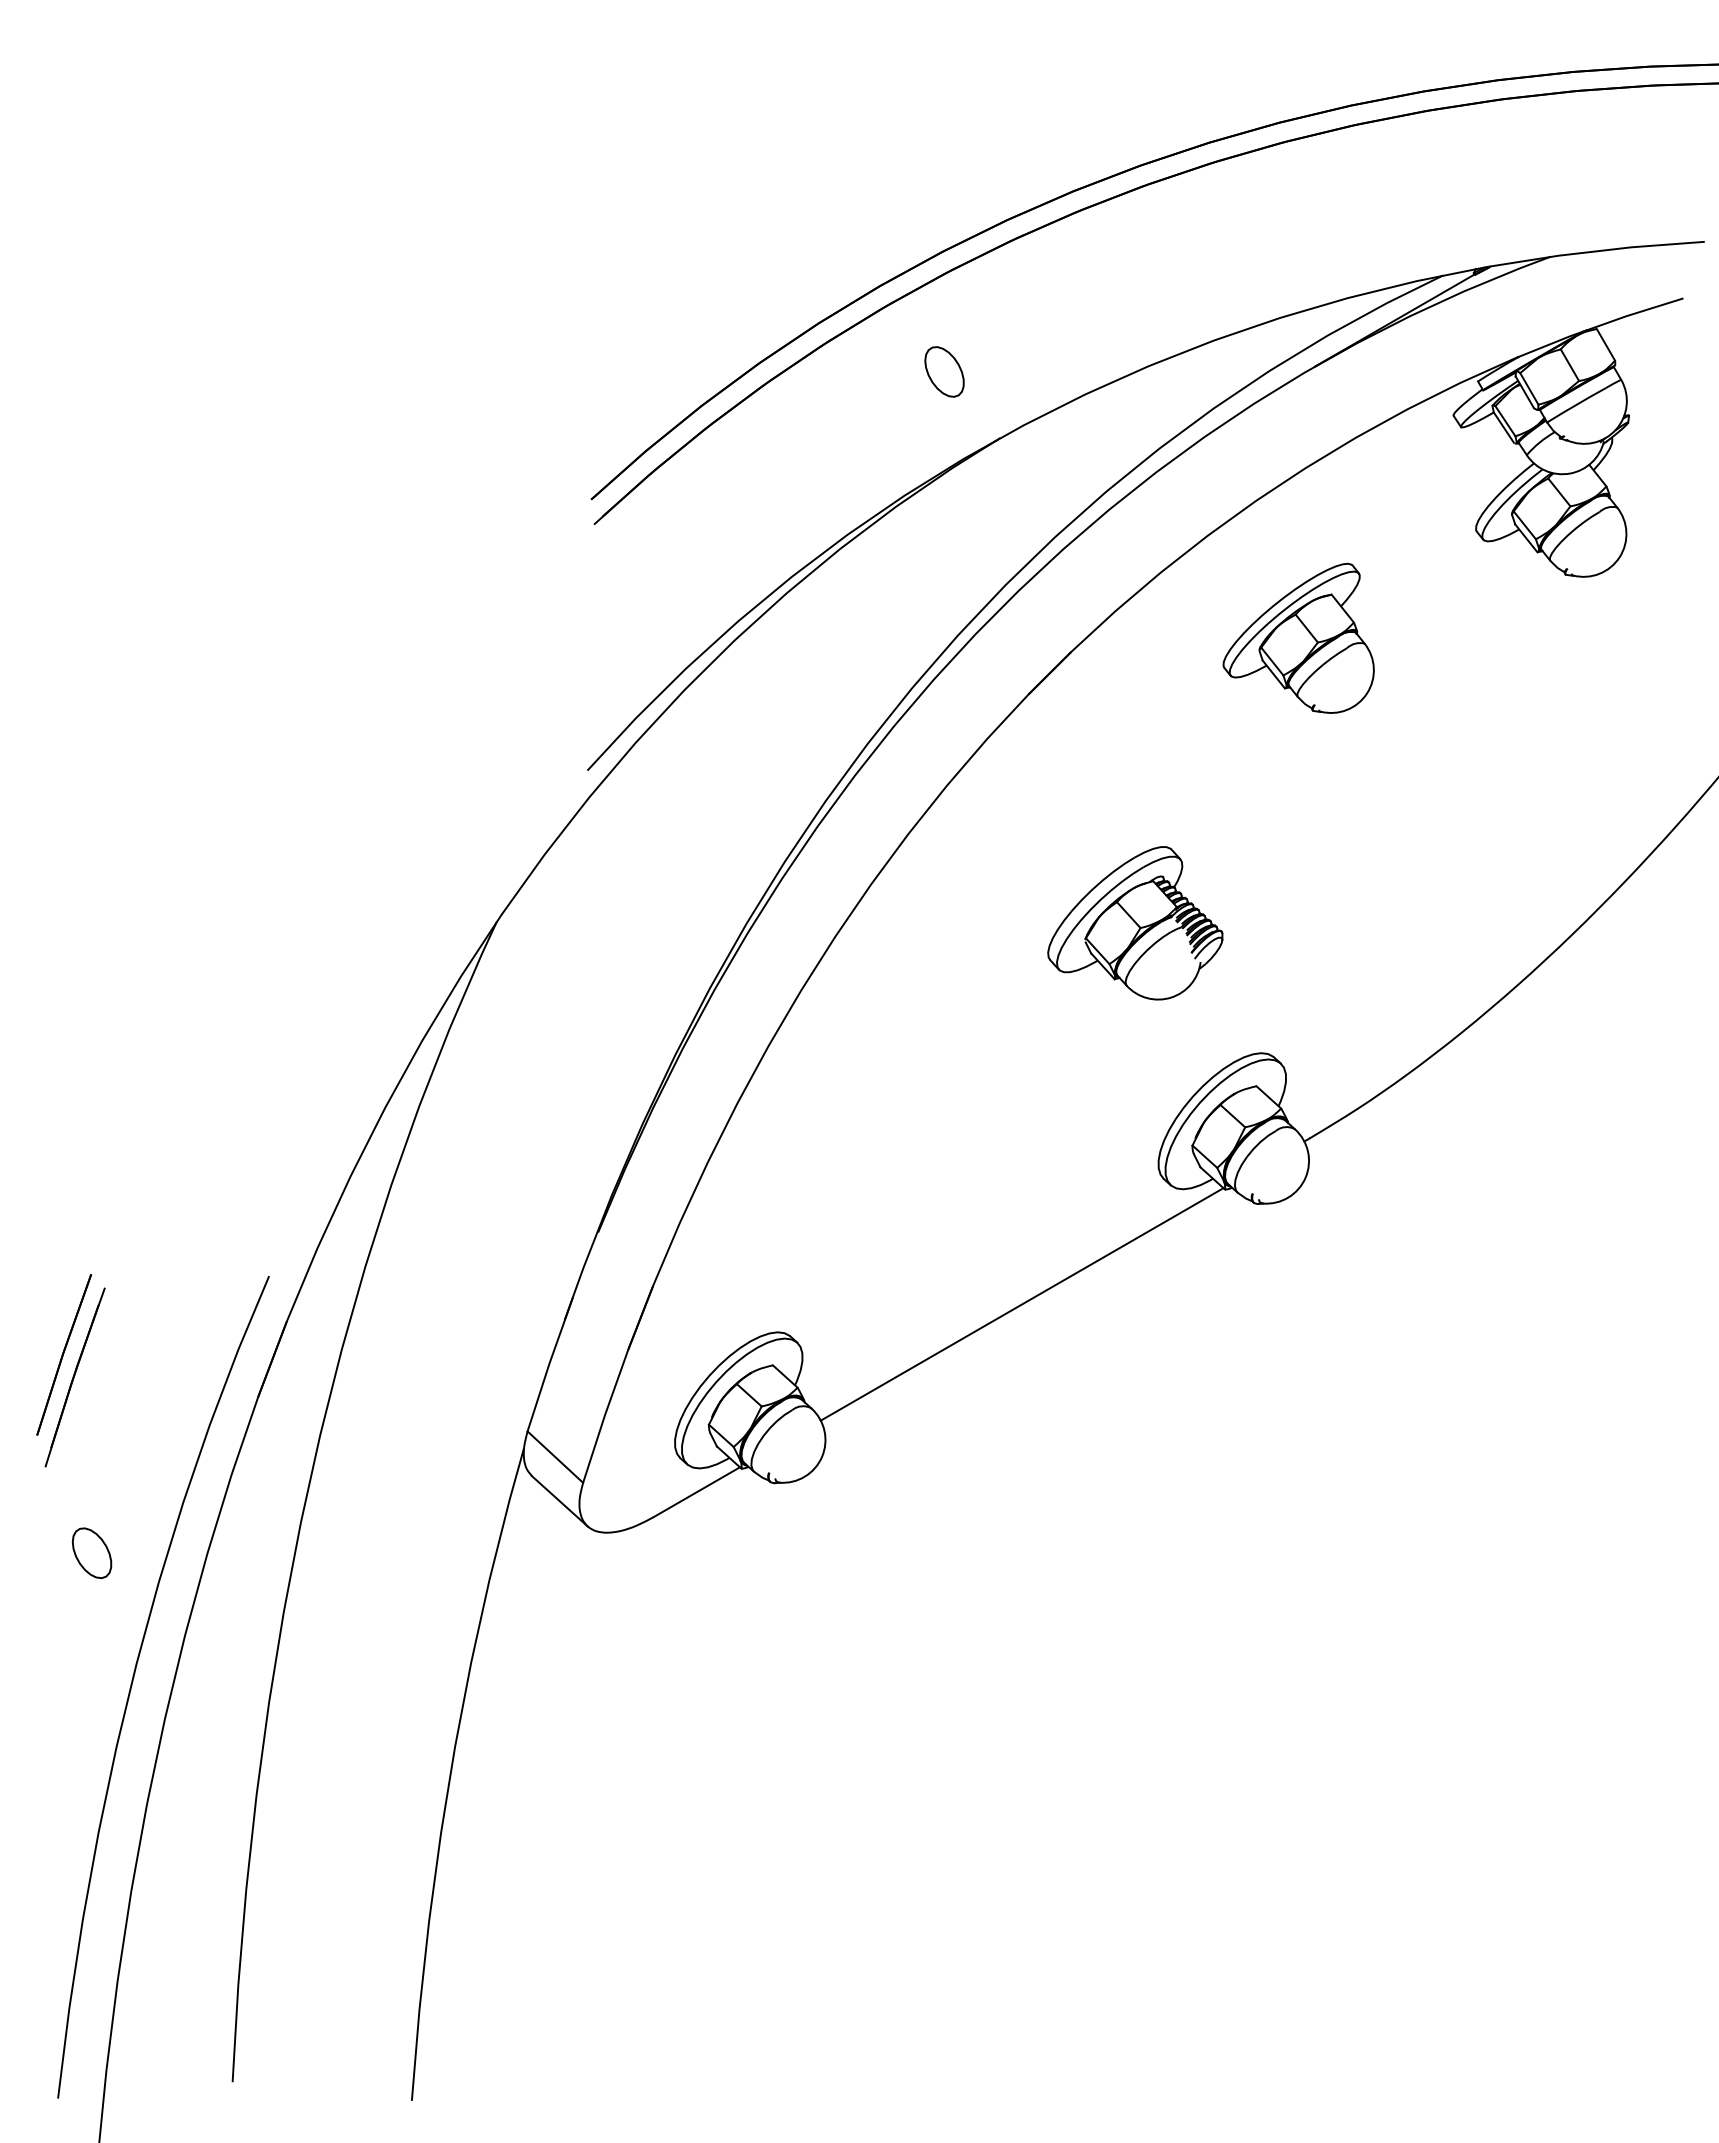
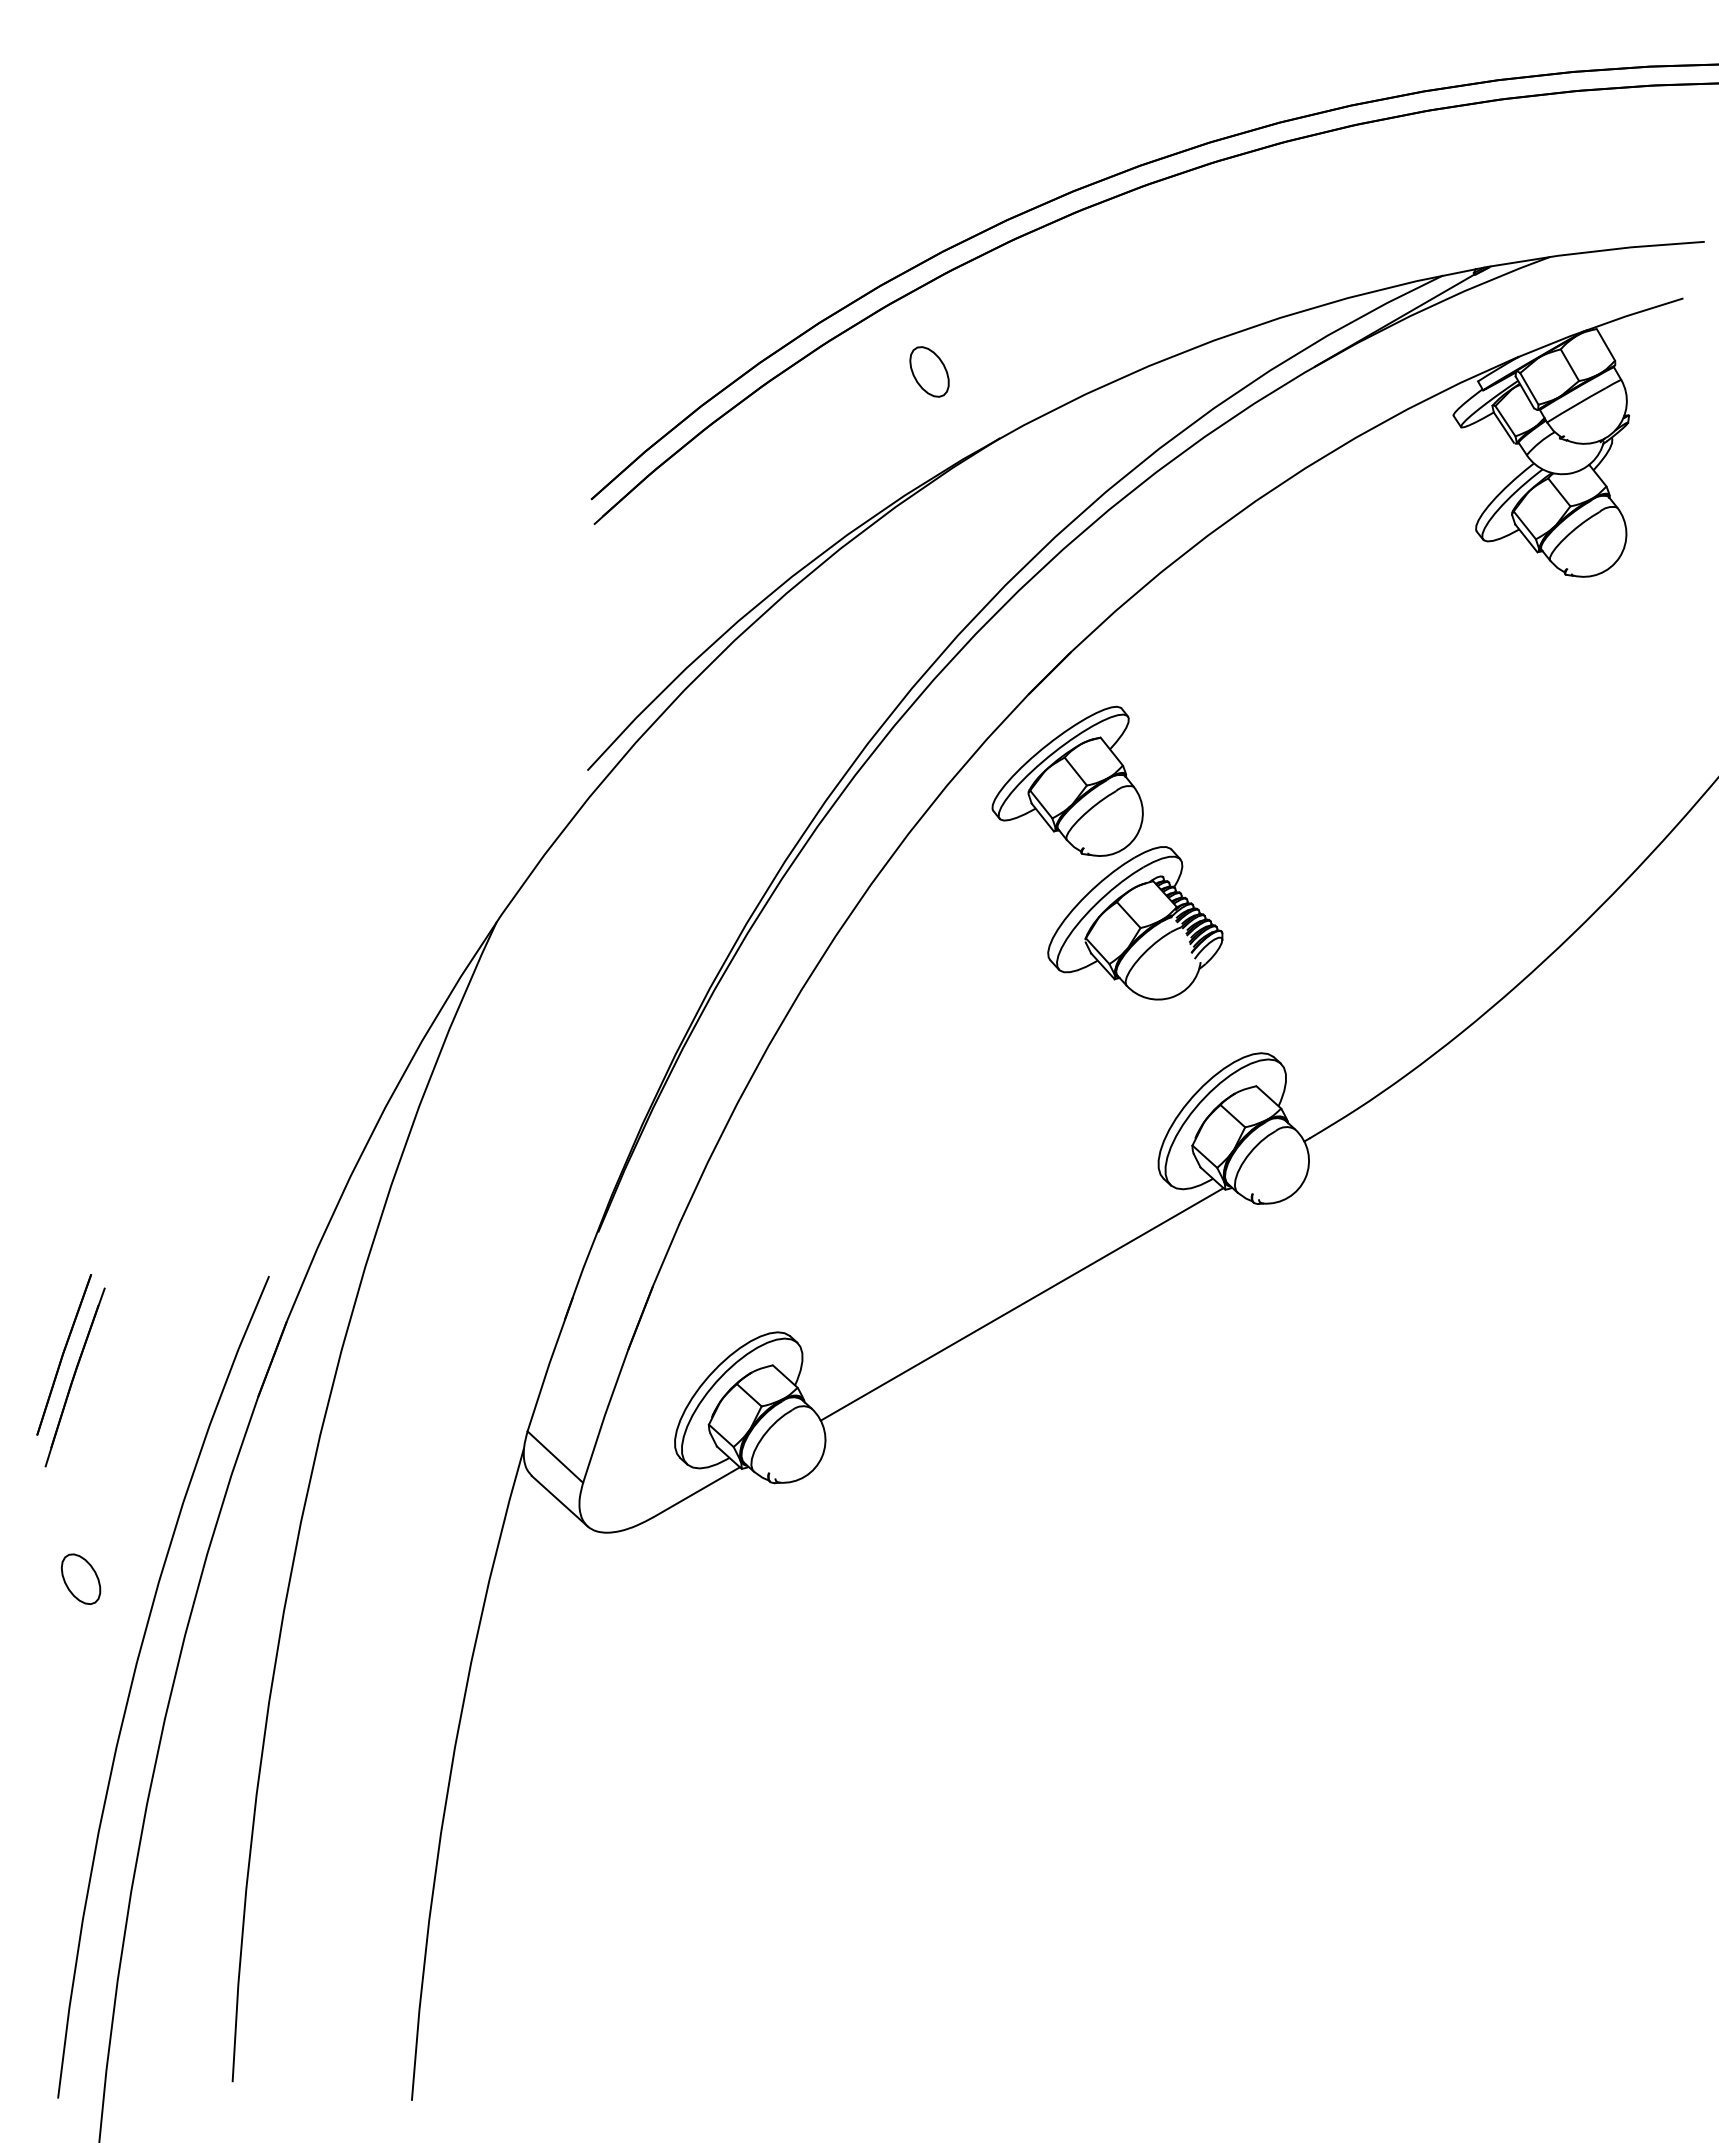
part position: (944, 371) -> (929, 371) (929, 371)
part position: (1298, 637) -> (1067, 780) (1067, 780)
part position: (91, 1552) -> (80, 1578) (80, 1578)
